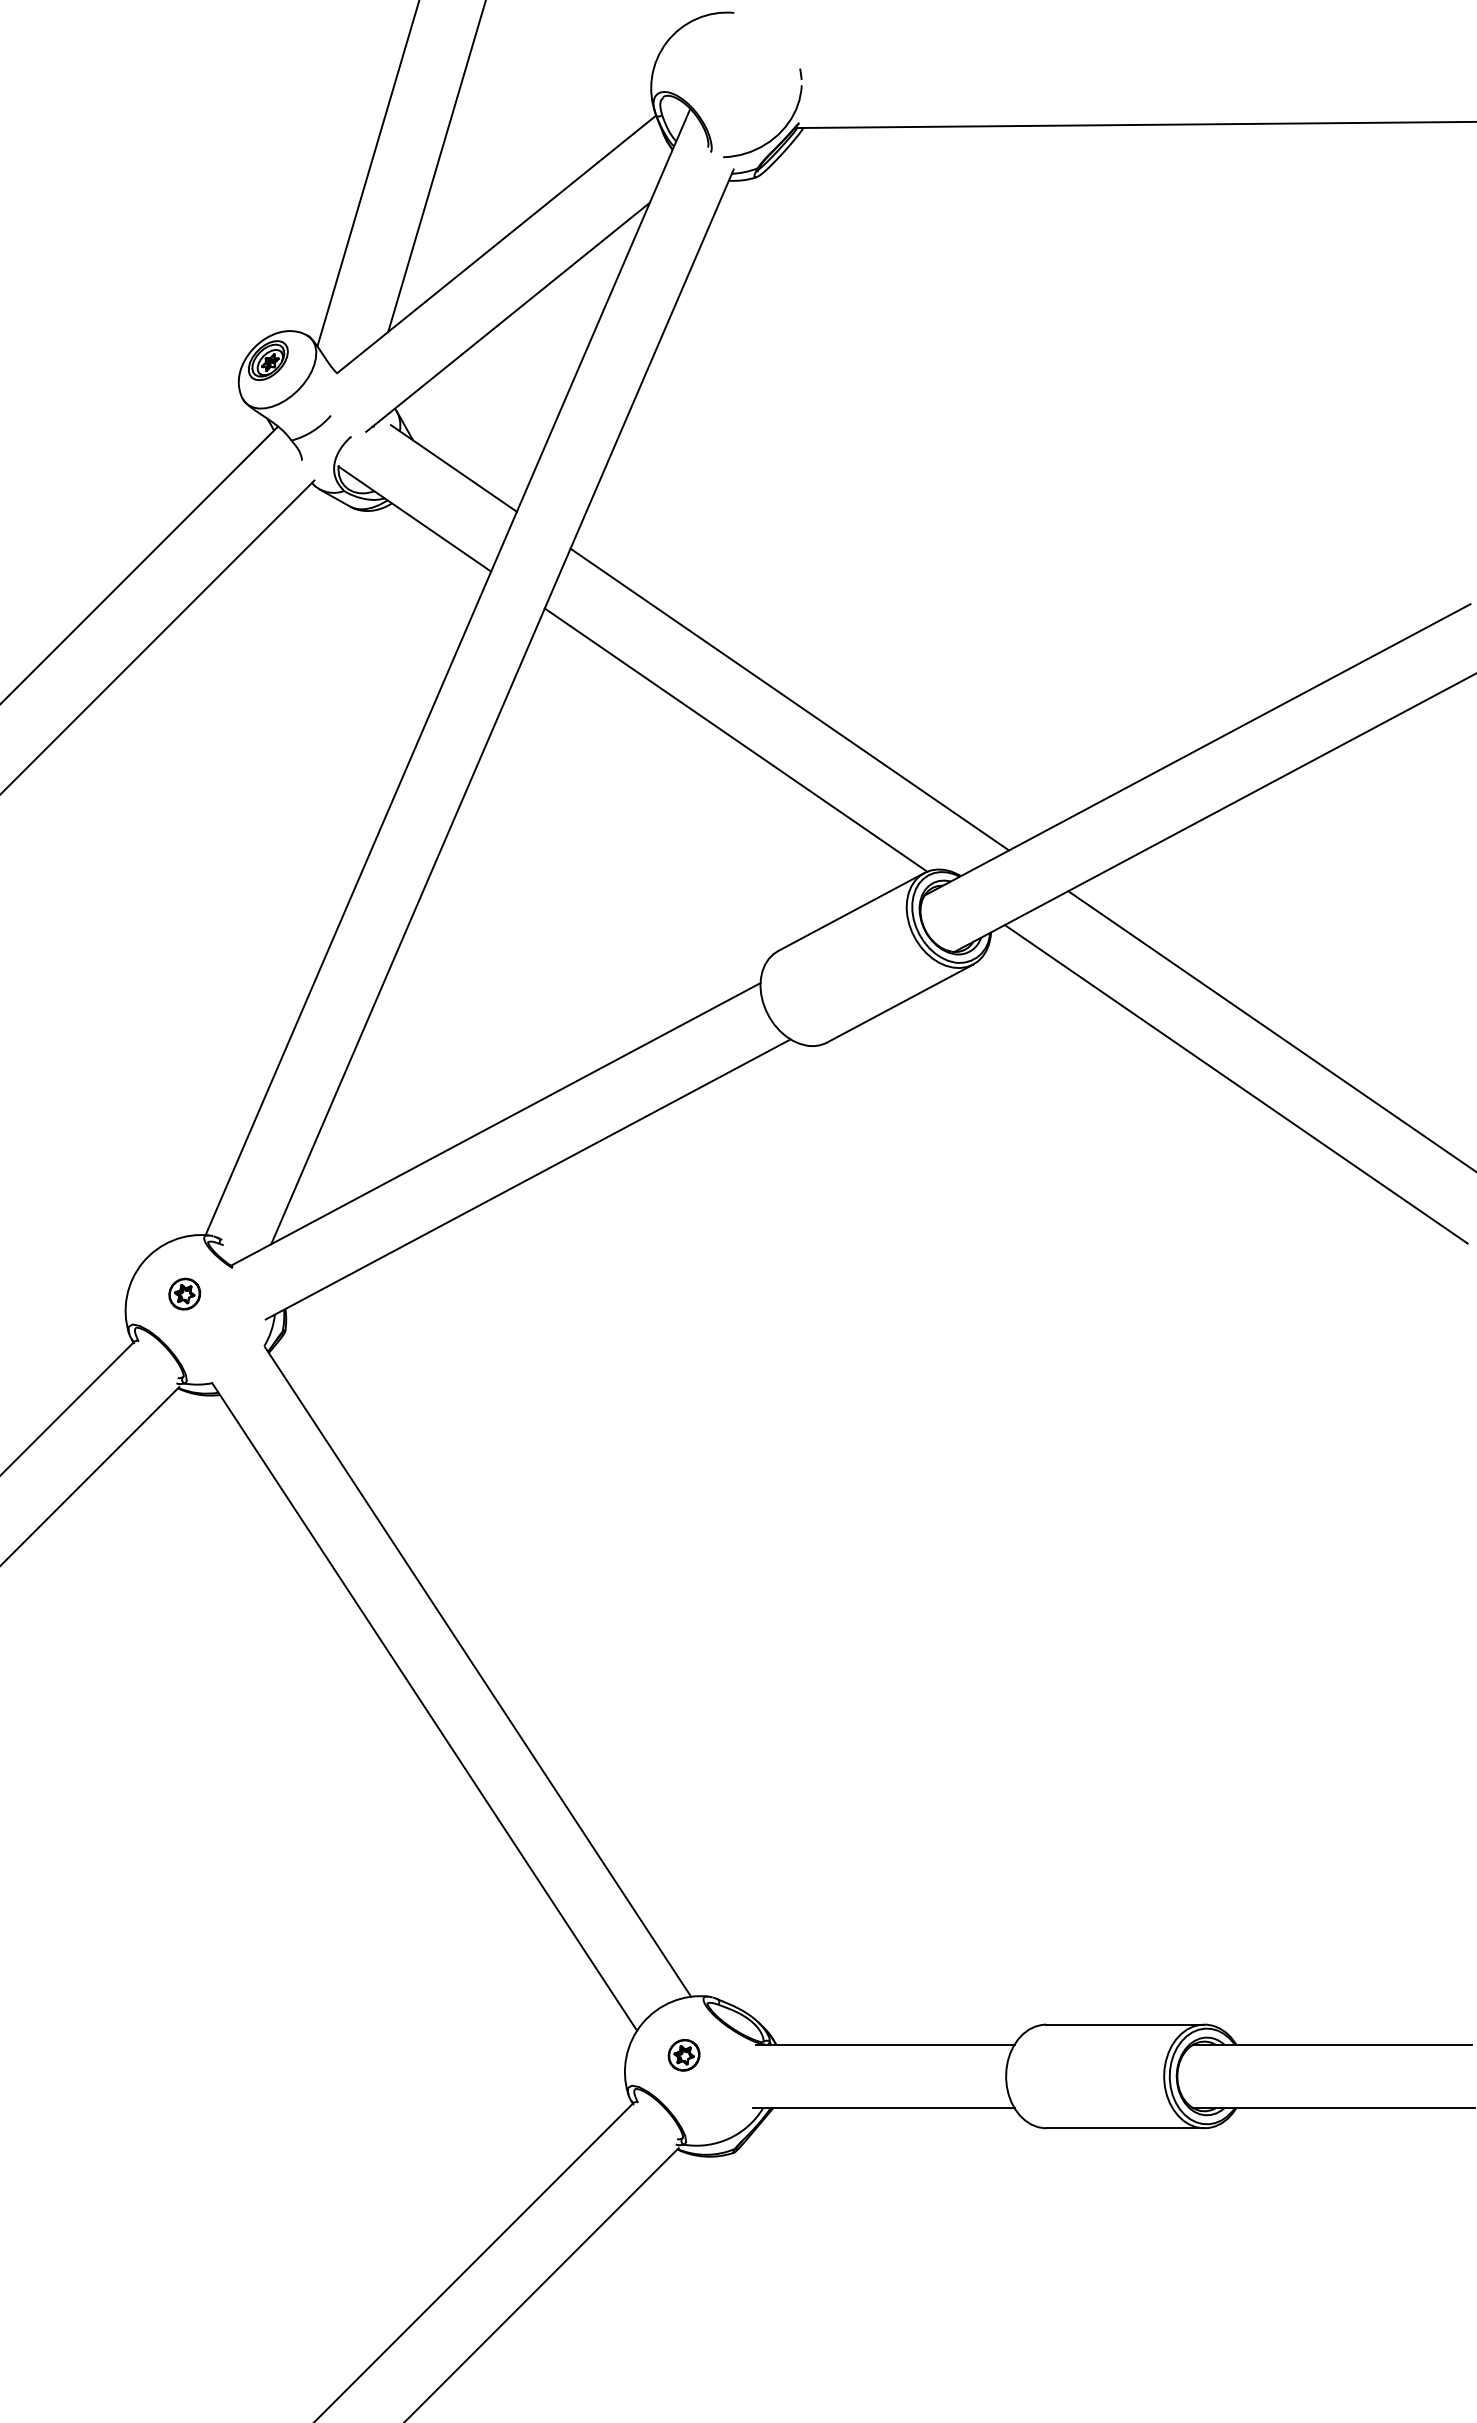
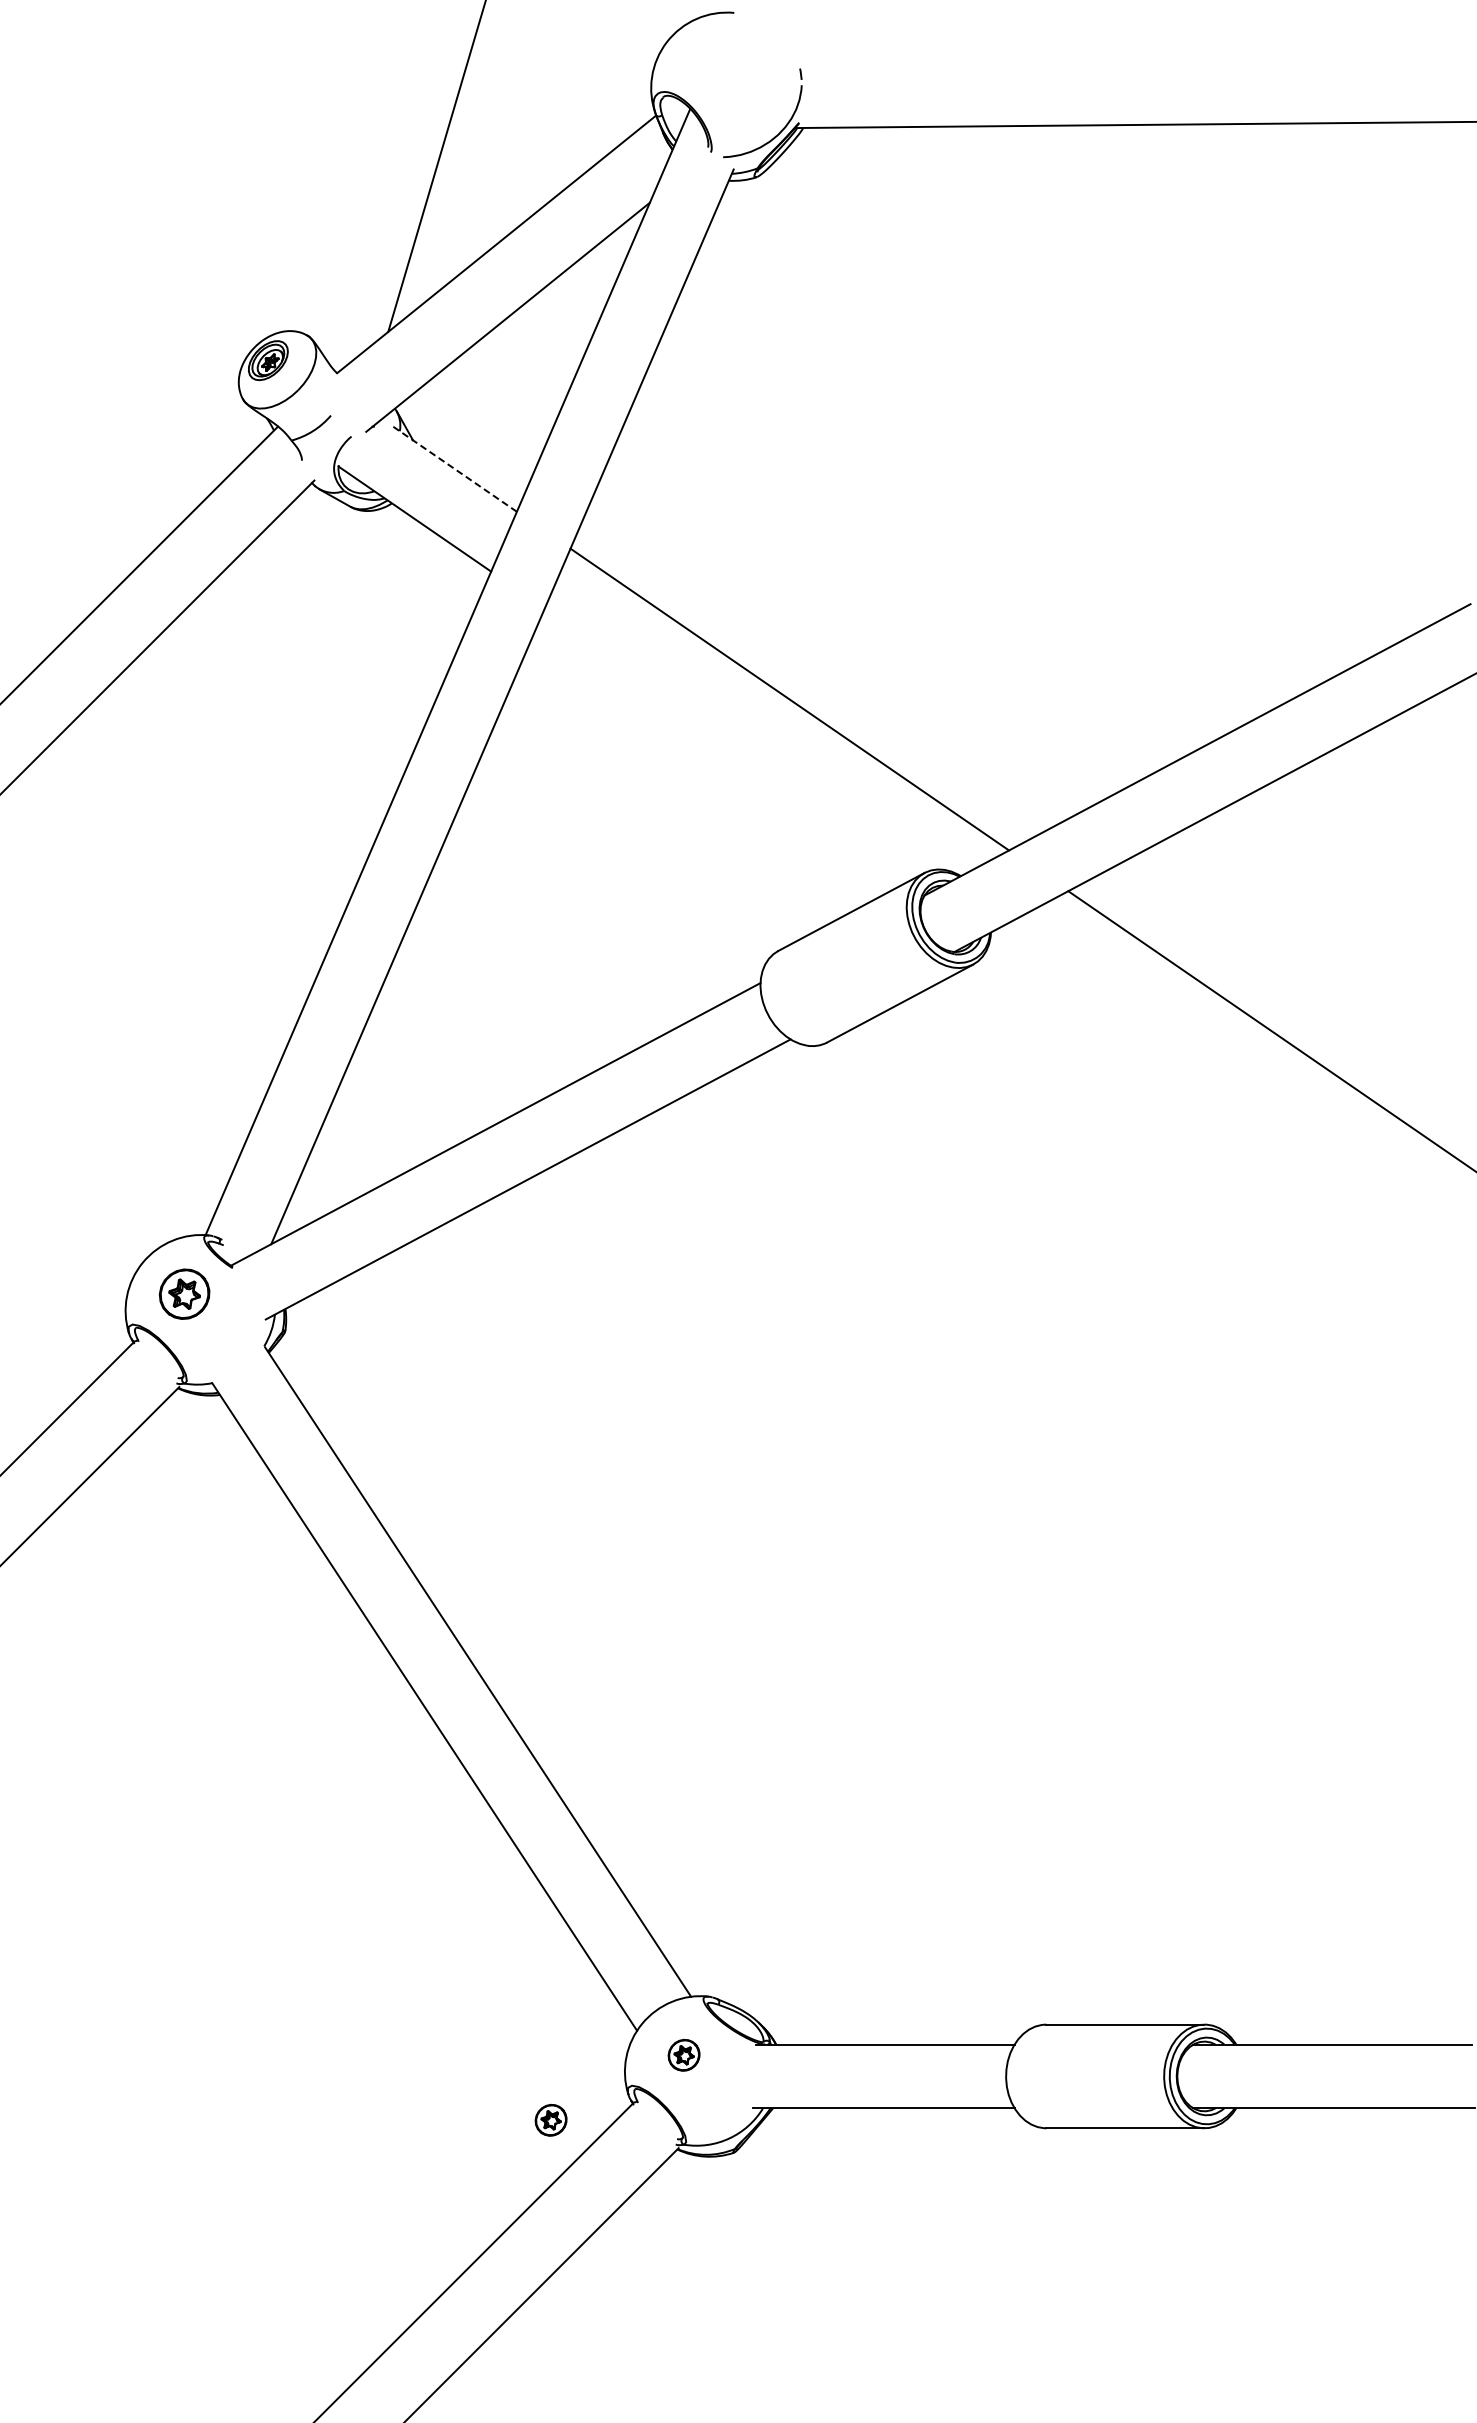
line: present -> none (367, 174)
line: solid -> dashed (453, 468)
line: present -> none (735, 739)
line: present -> none (1235, 1084)
part size: 34x34 px -> 53x52 px (184, 1293)
part: none -> present (550, 2119)
